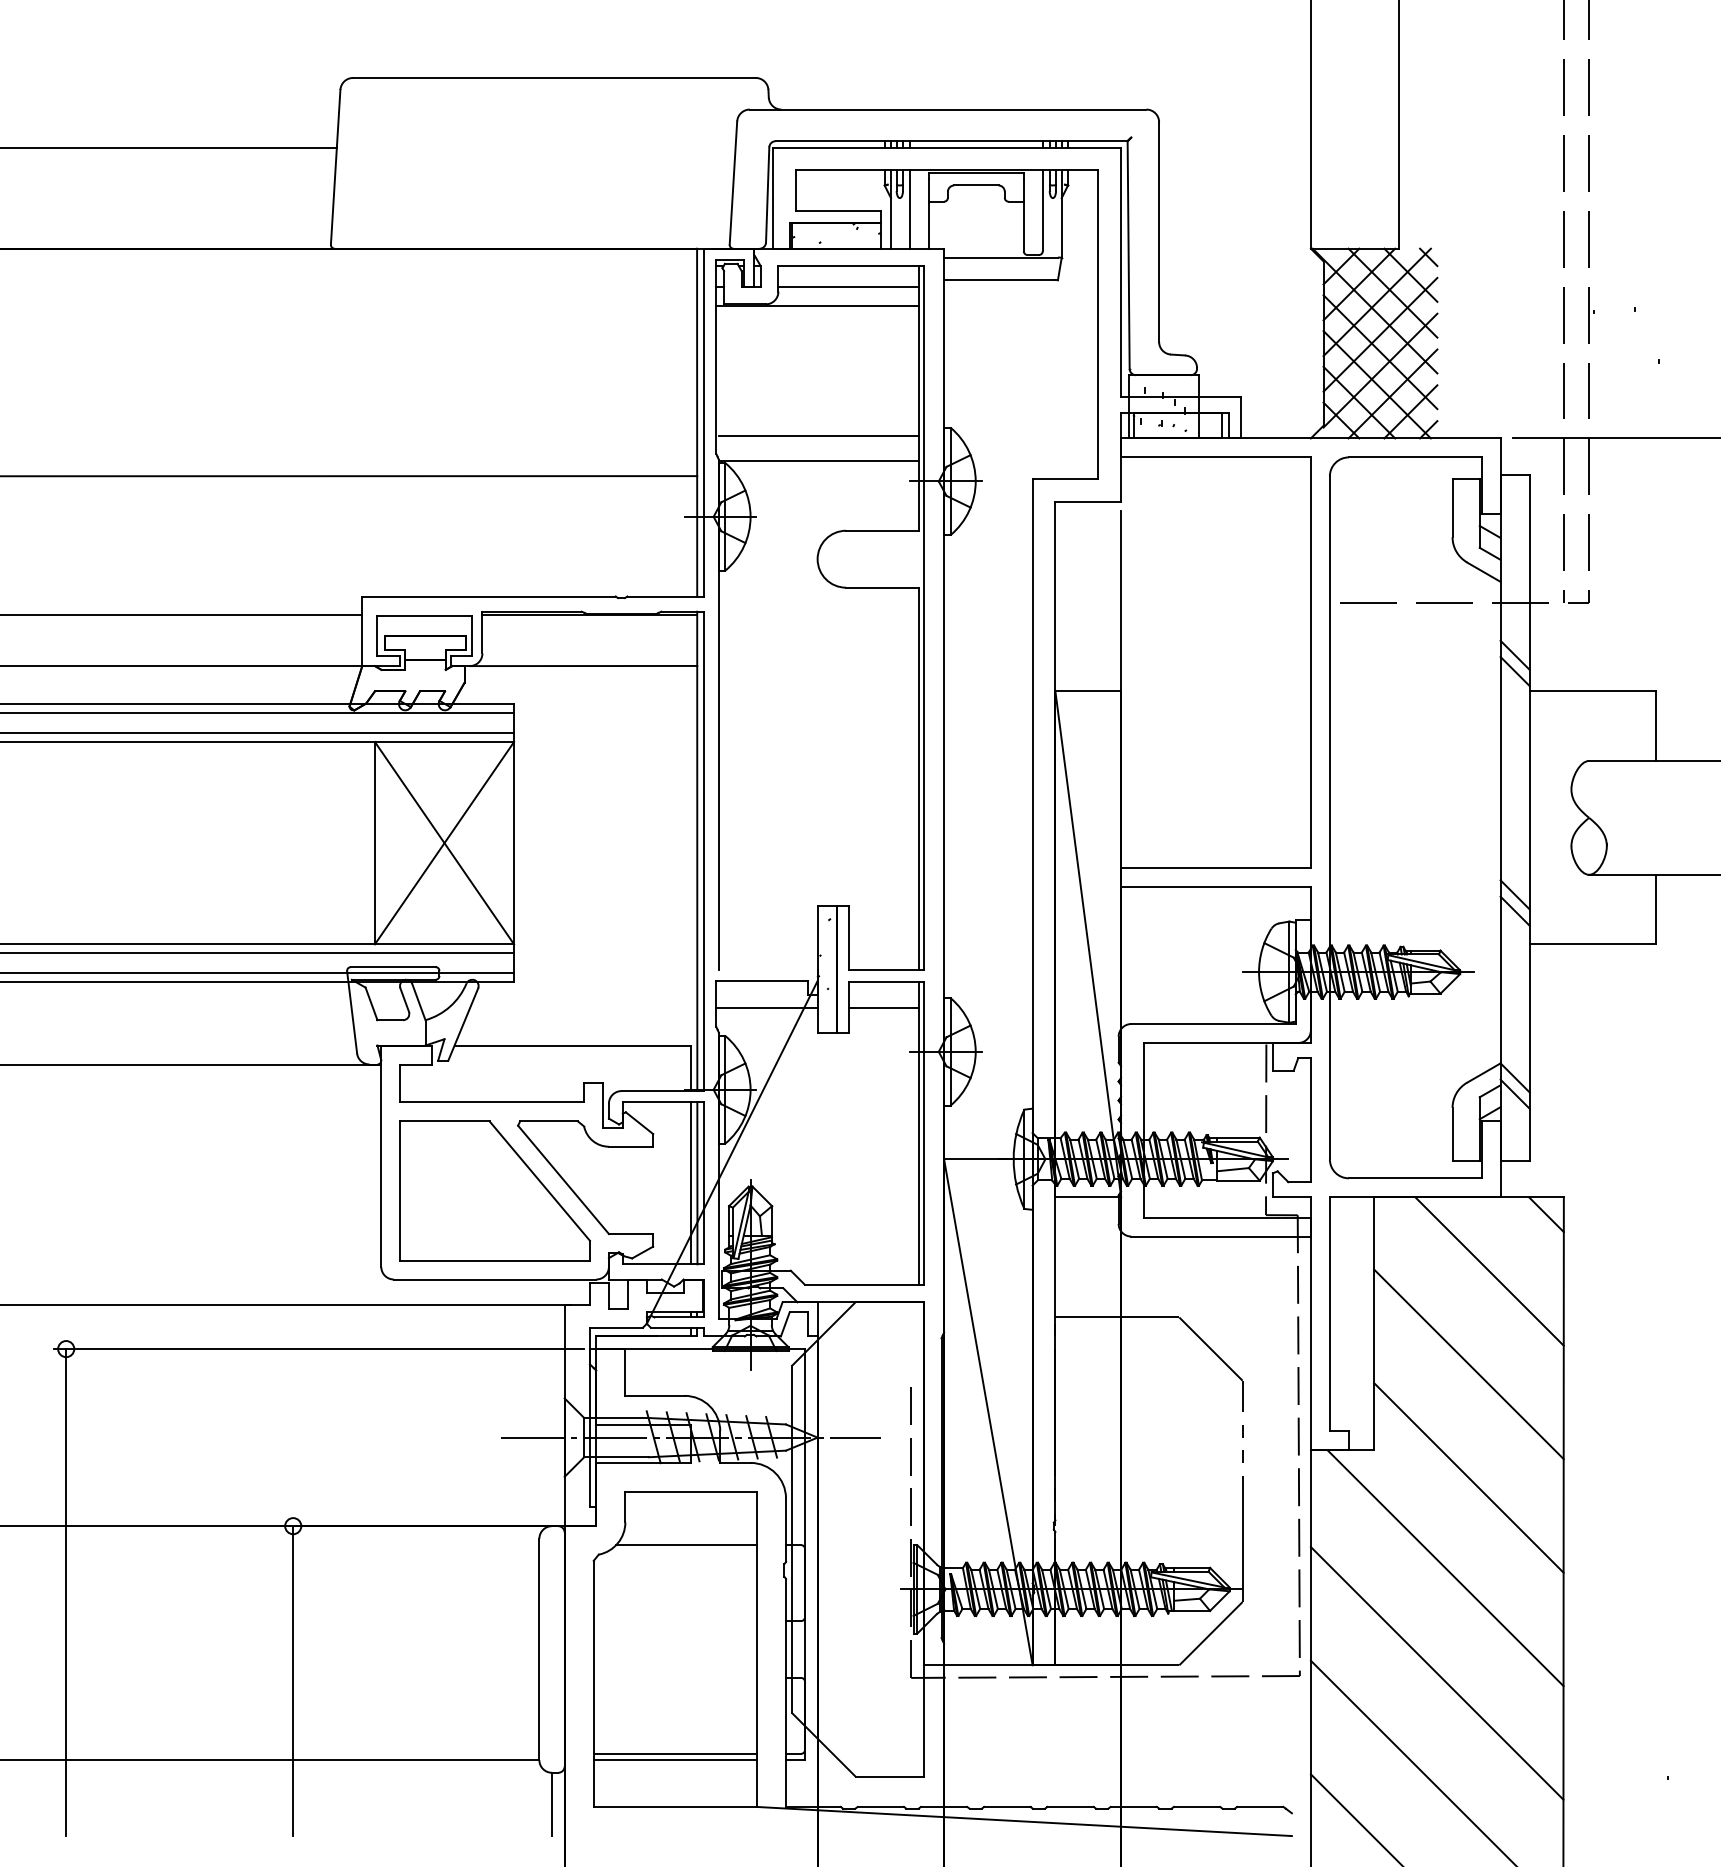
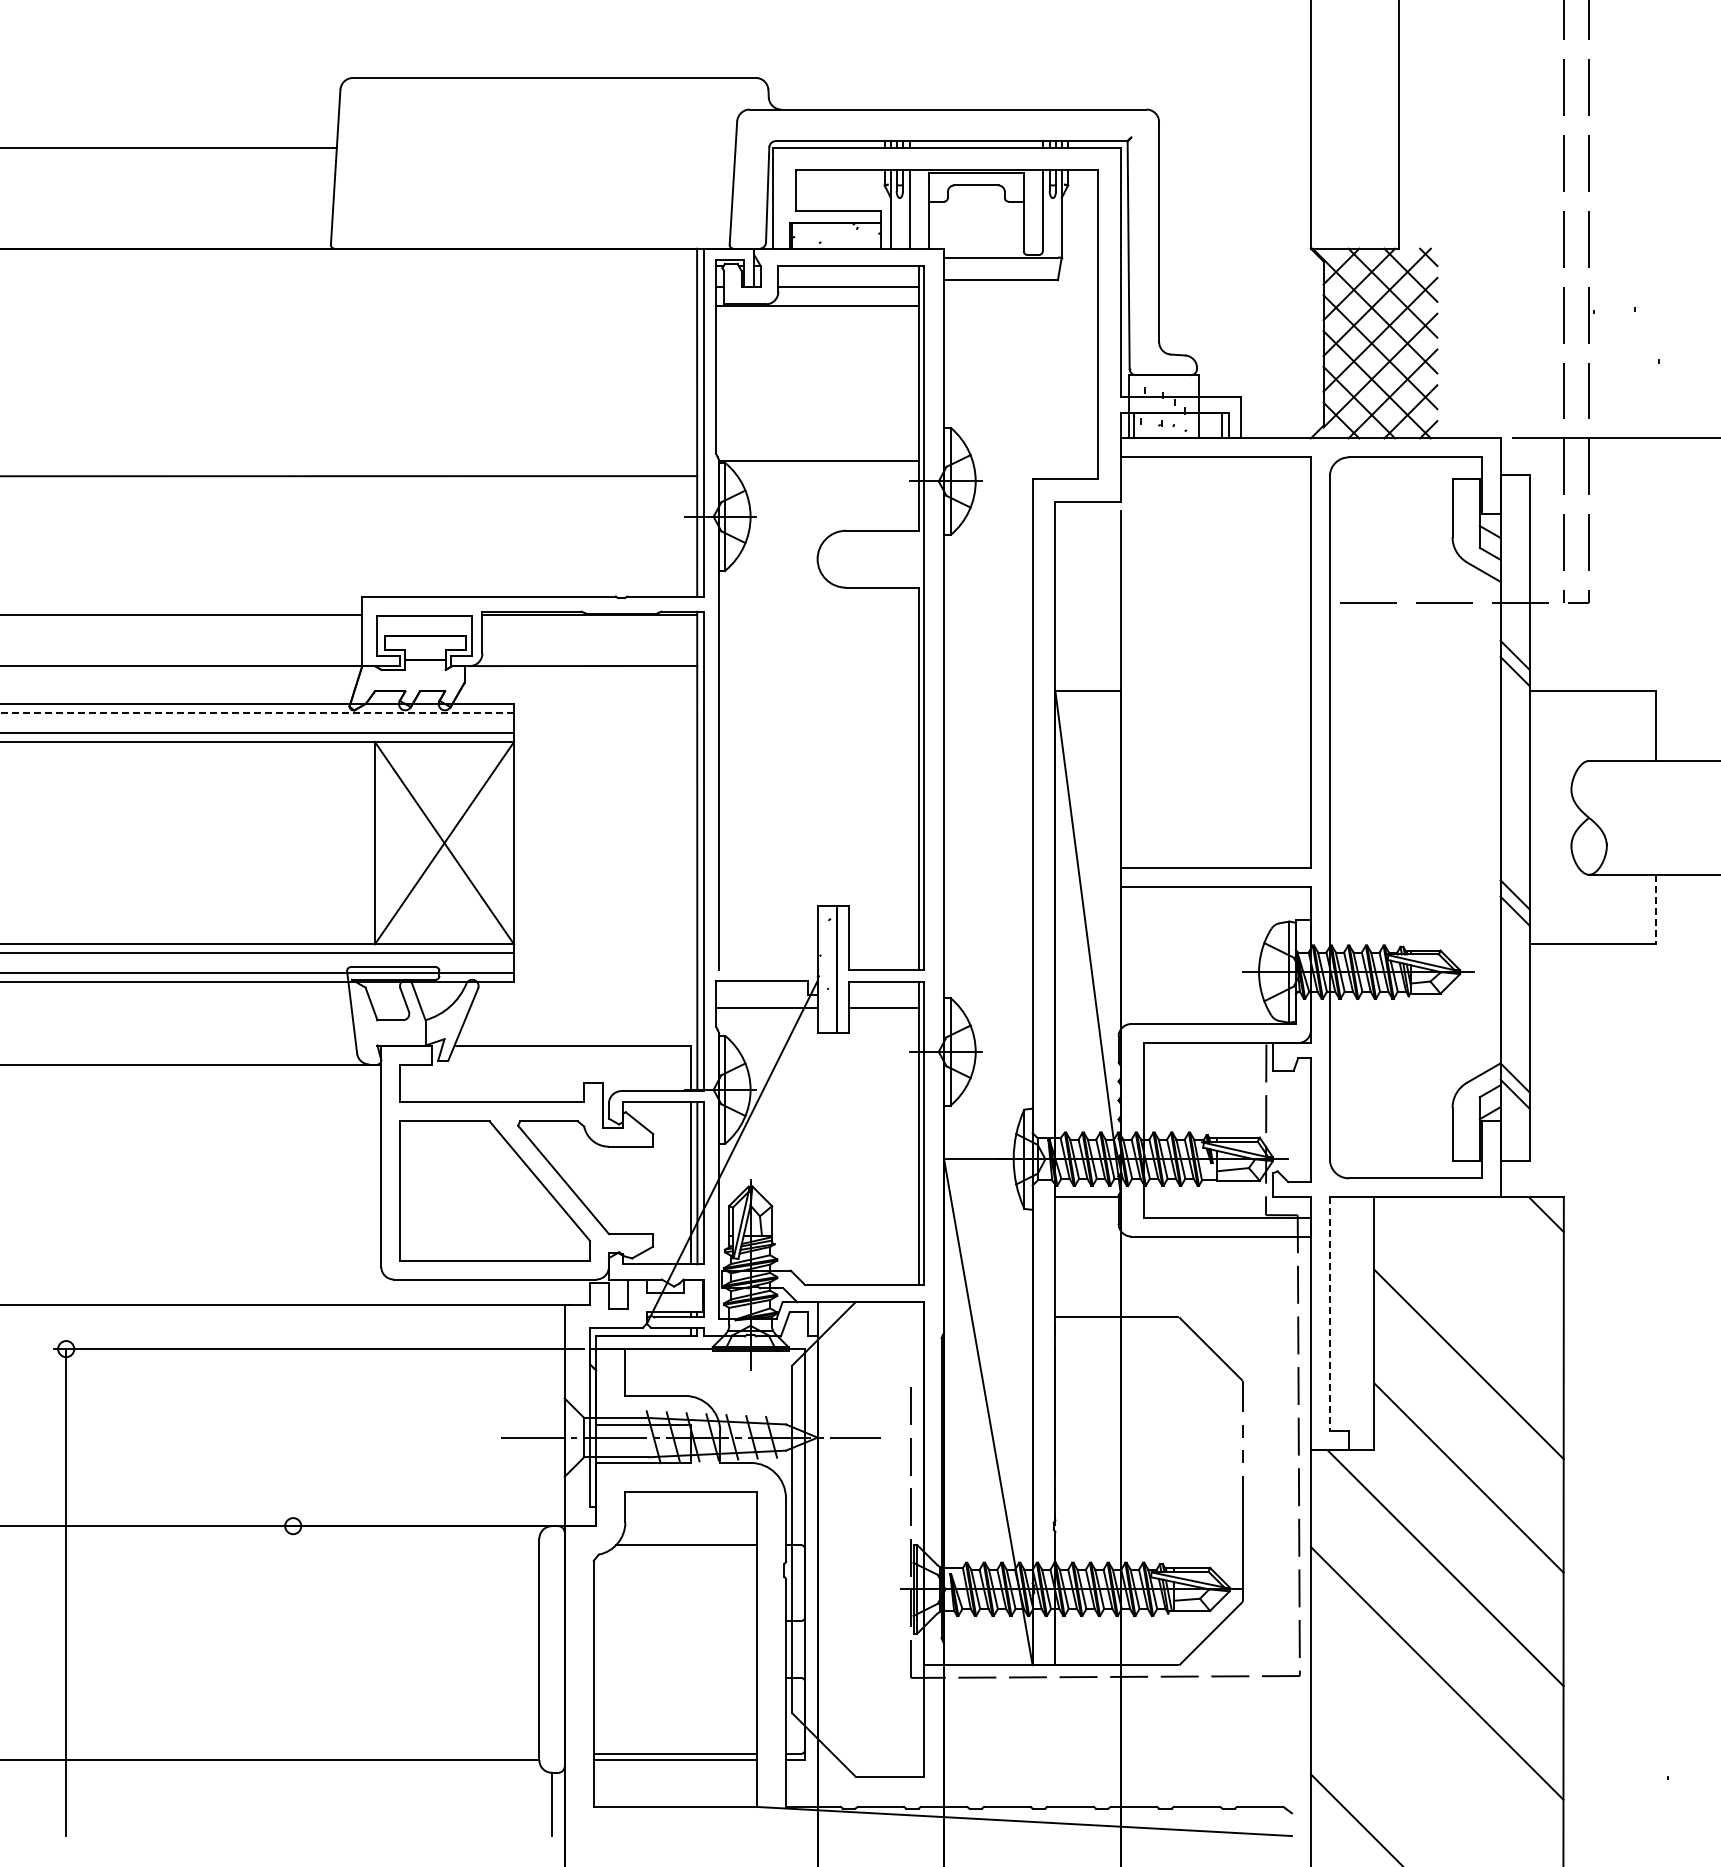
line: present -> none (818, 435)
line: solid -> dashed (257, 712)
line: solid -> dashed (1656, 909)
line: present -> none (1489, 1271)
line: solid -> dashed (1329, 1314)
line: present -> none (293, 1681)
line: present -> none (1411, 1761)
